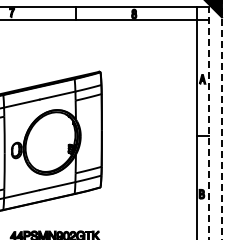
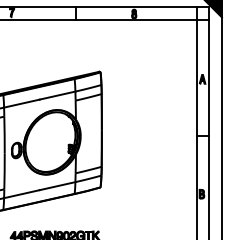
line: dashed -> solid (221, 119)
line: dashed -> solid (209, 123)
